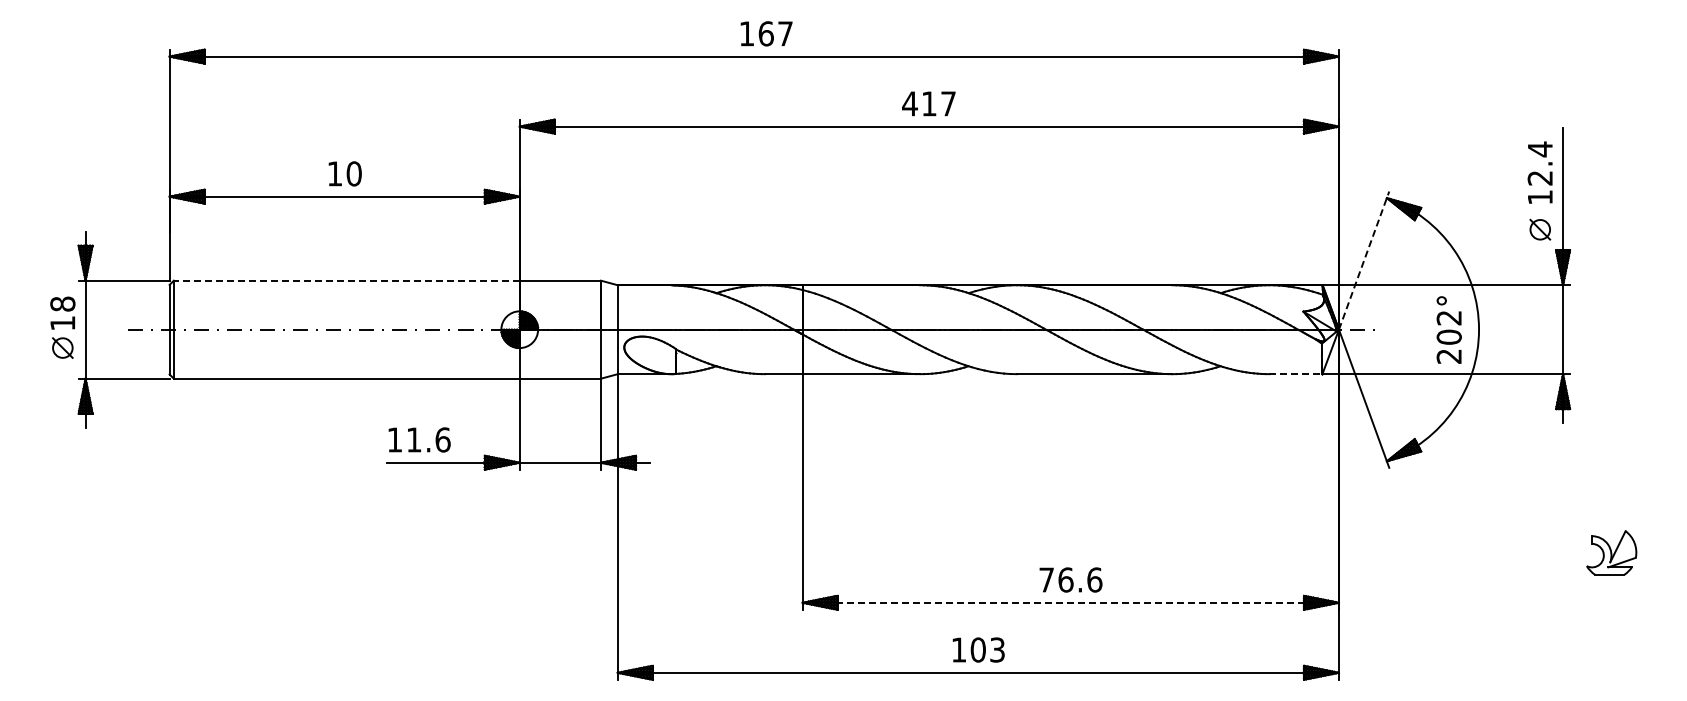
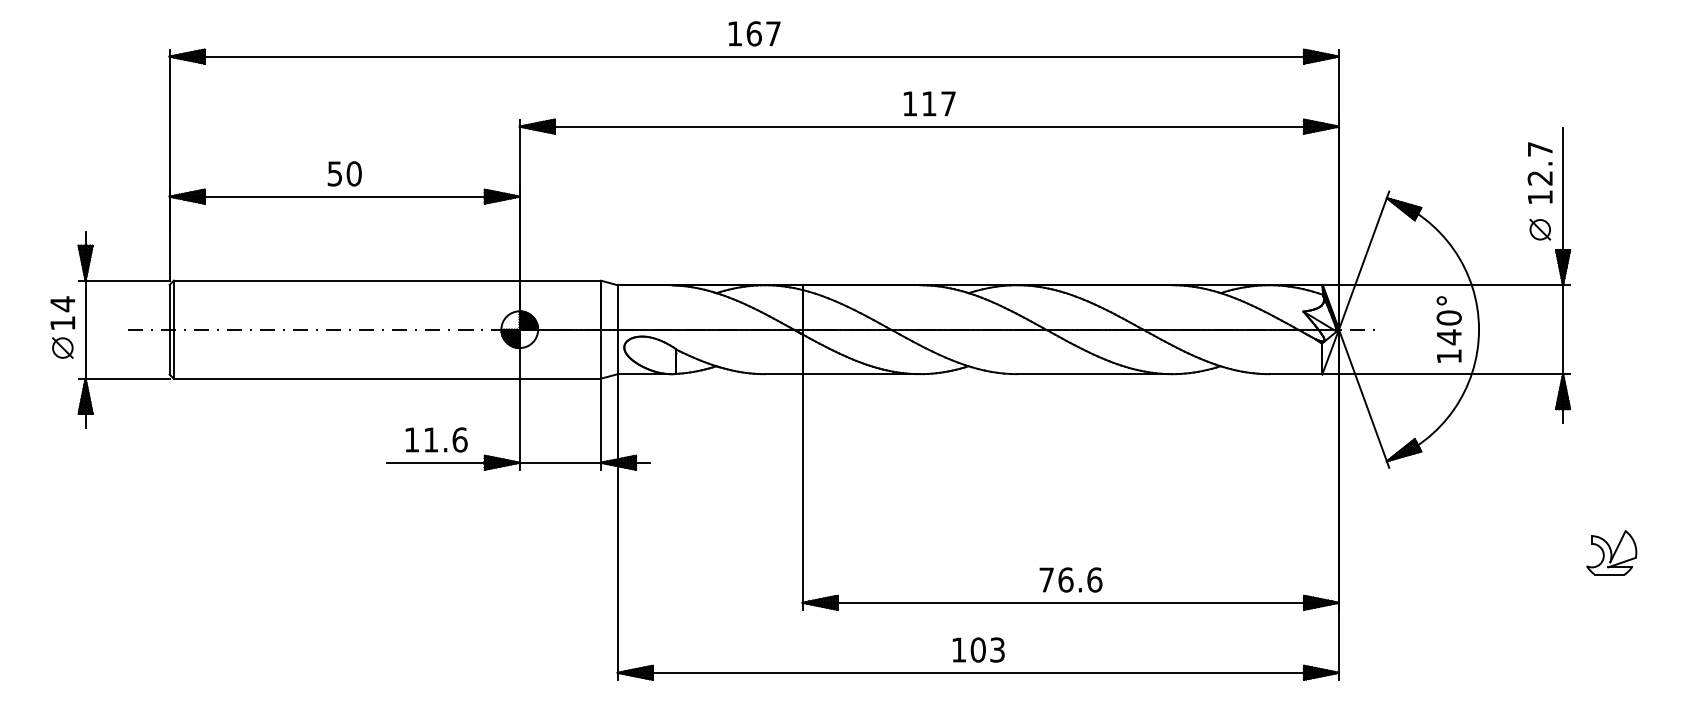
text position: (766, 33) -> (754, 33) (754, 33)
text: 417 -> 117 (909, 103)
text: 12.4 -> 12.7 (1540, 149)
text: 10 -> 50 (334, 173)
line: dashed -> solid (1364, 260)
line: dashed -> solid (346, 280)
text: 18 -> 14 (62, 304)
text: 202° -> 140° (1448, 336)
line: dashed -> solid (1295, 374)
text position: (419, 439) -> (436, 439) (436, 439)
line: dashed -> solid (1071, 602)
